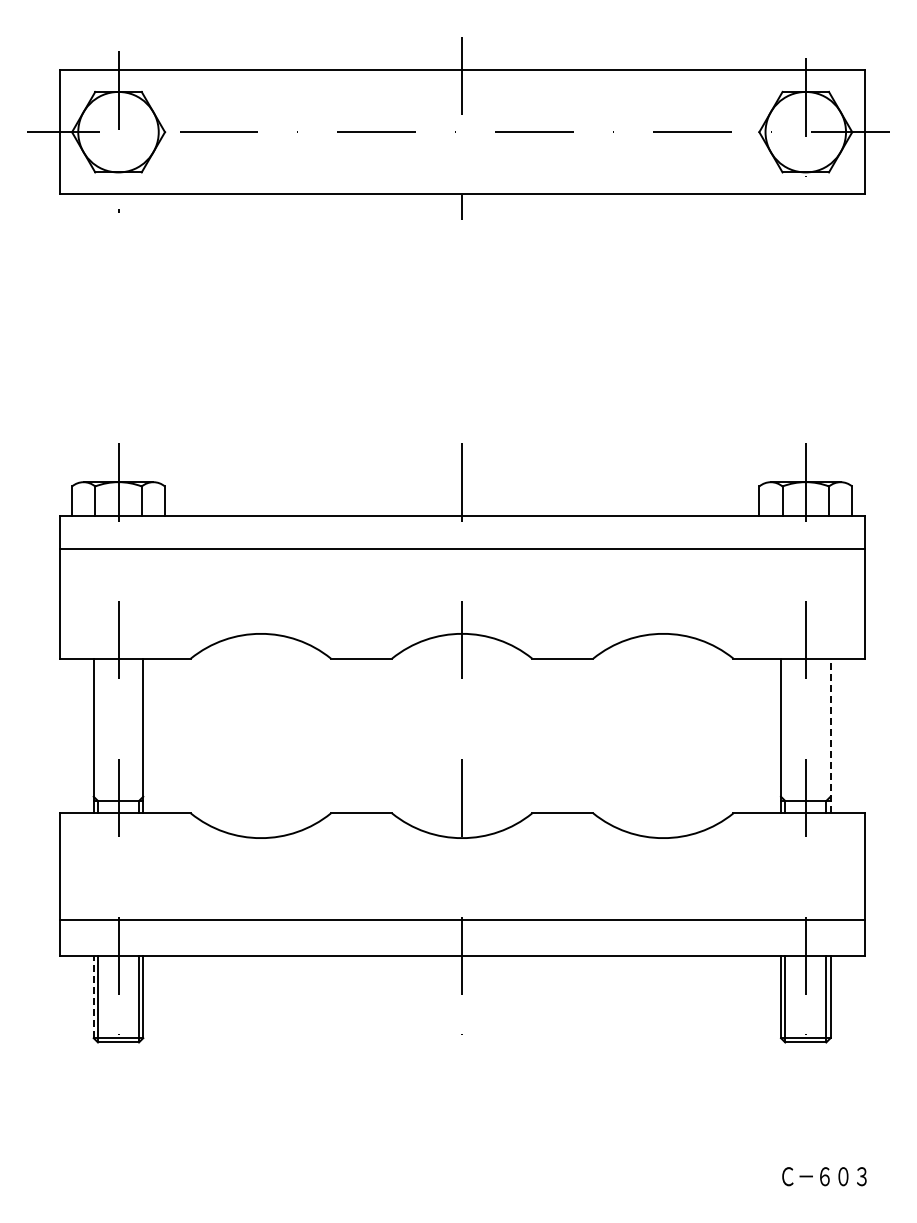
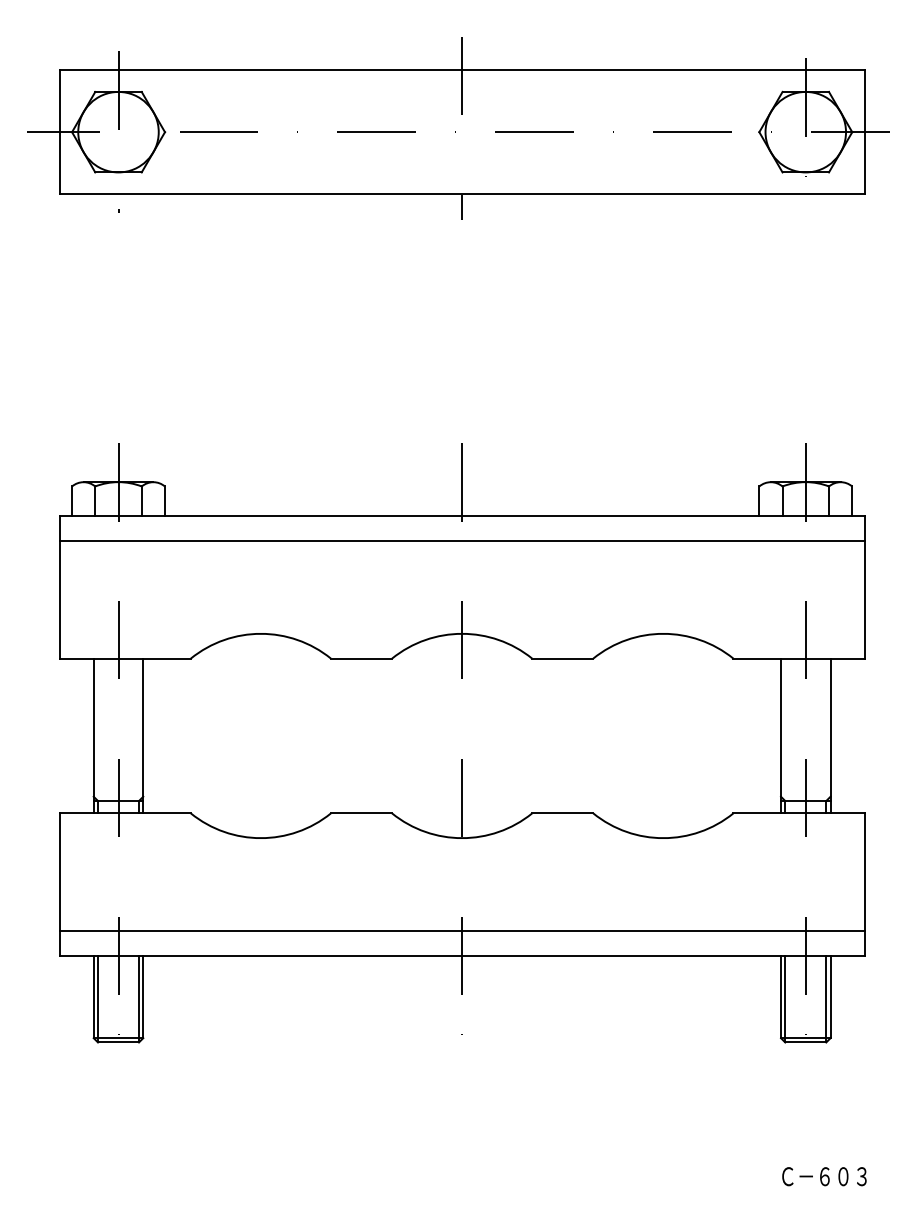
line position: (461, 548) -> (461, 540) (461, 540)
line: dashed -> solid (830, 735)
line position: (461, 920) -> (461, 931) (461, 931)
line: dashed -> solid (93, 996)
